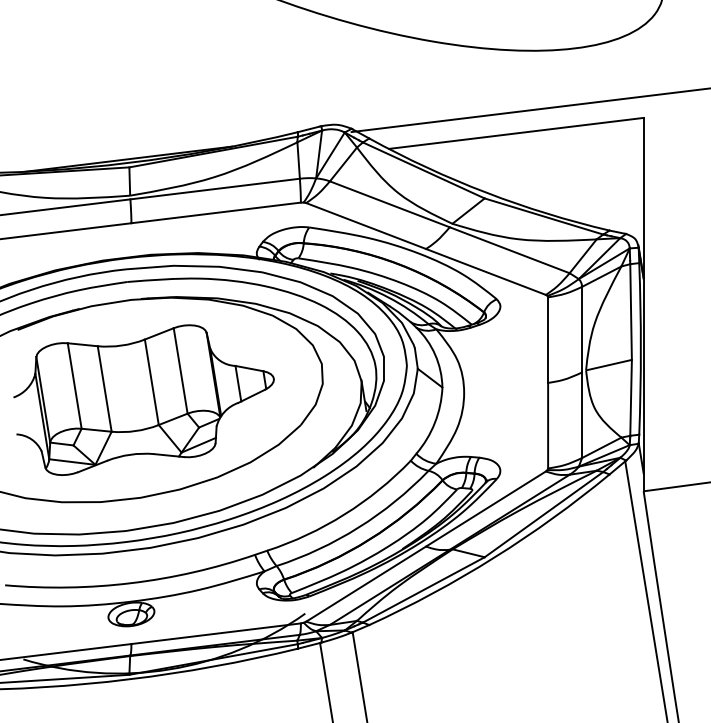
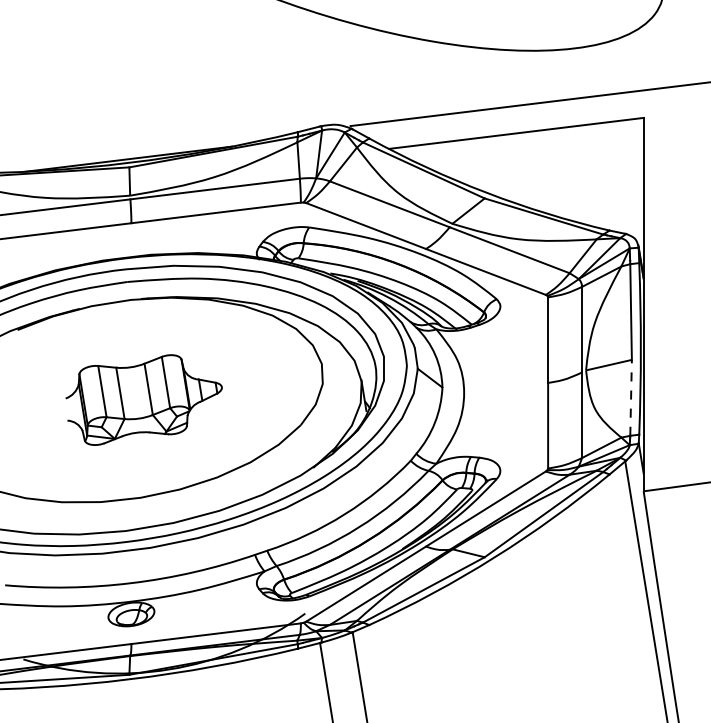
line position: (529, 110) -> (528, 104) (528, 104)
line: solid -> dashed (631, 397)
part size: 262x152 px -> 158x92 px (143, 399)
